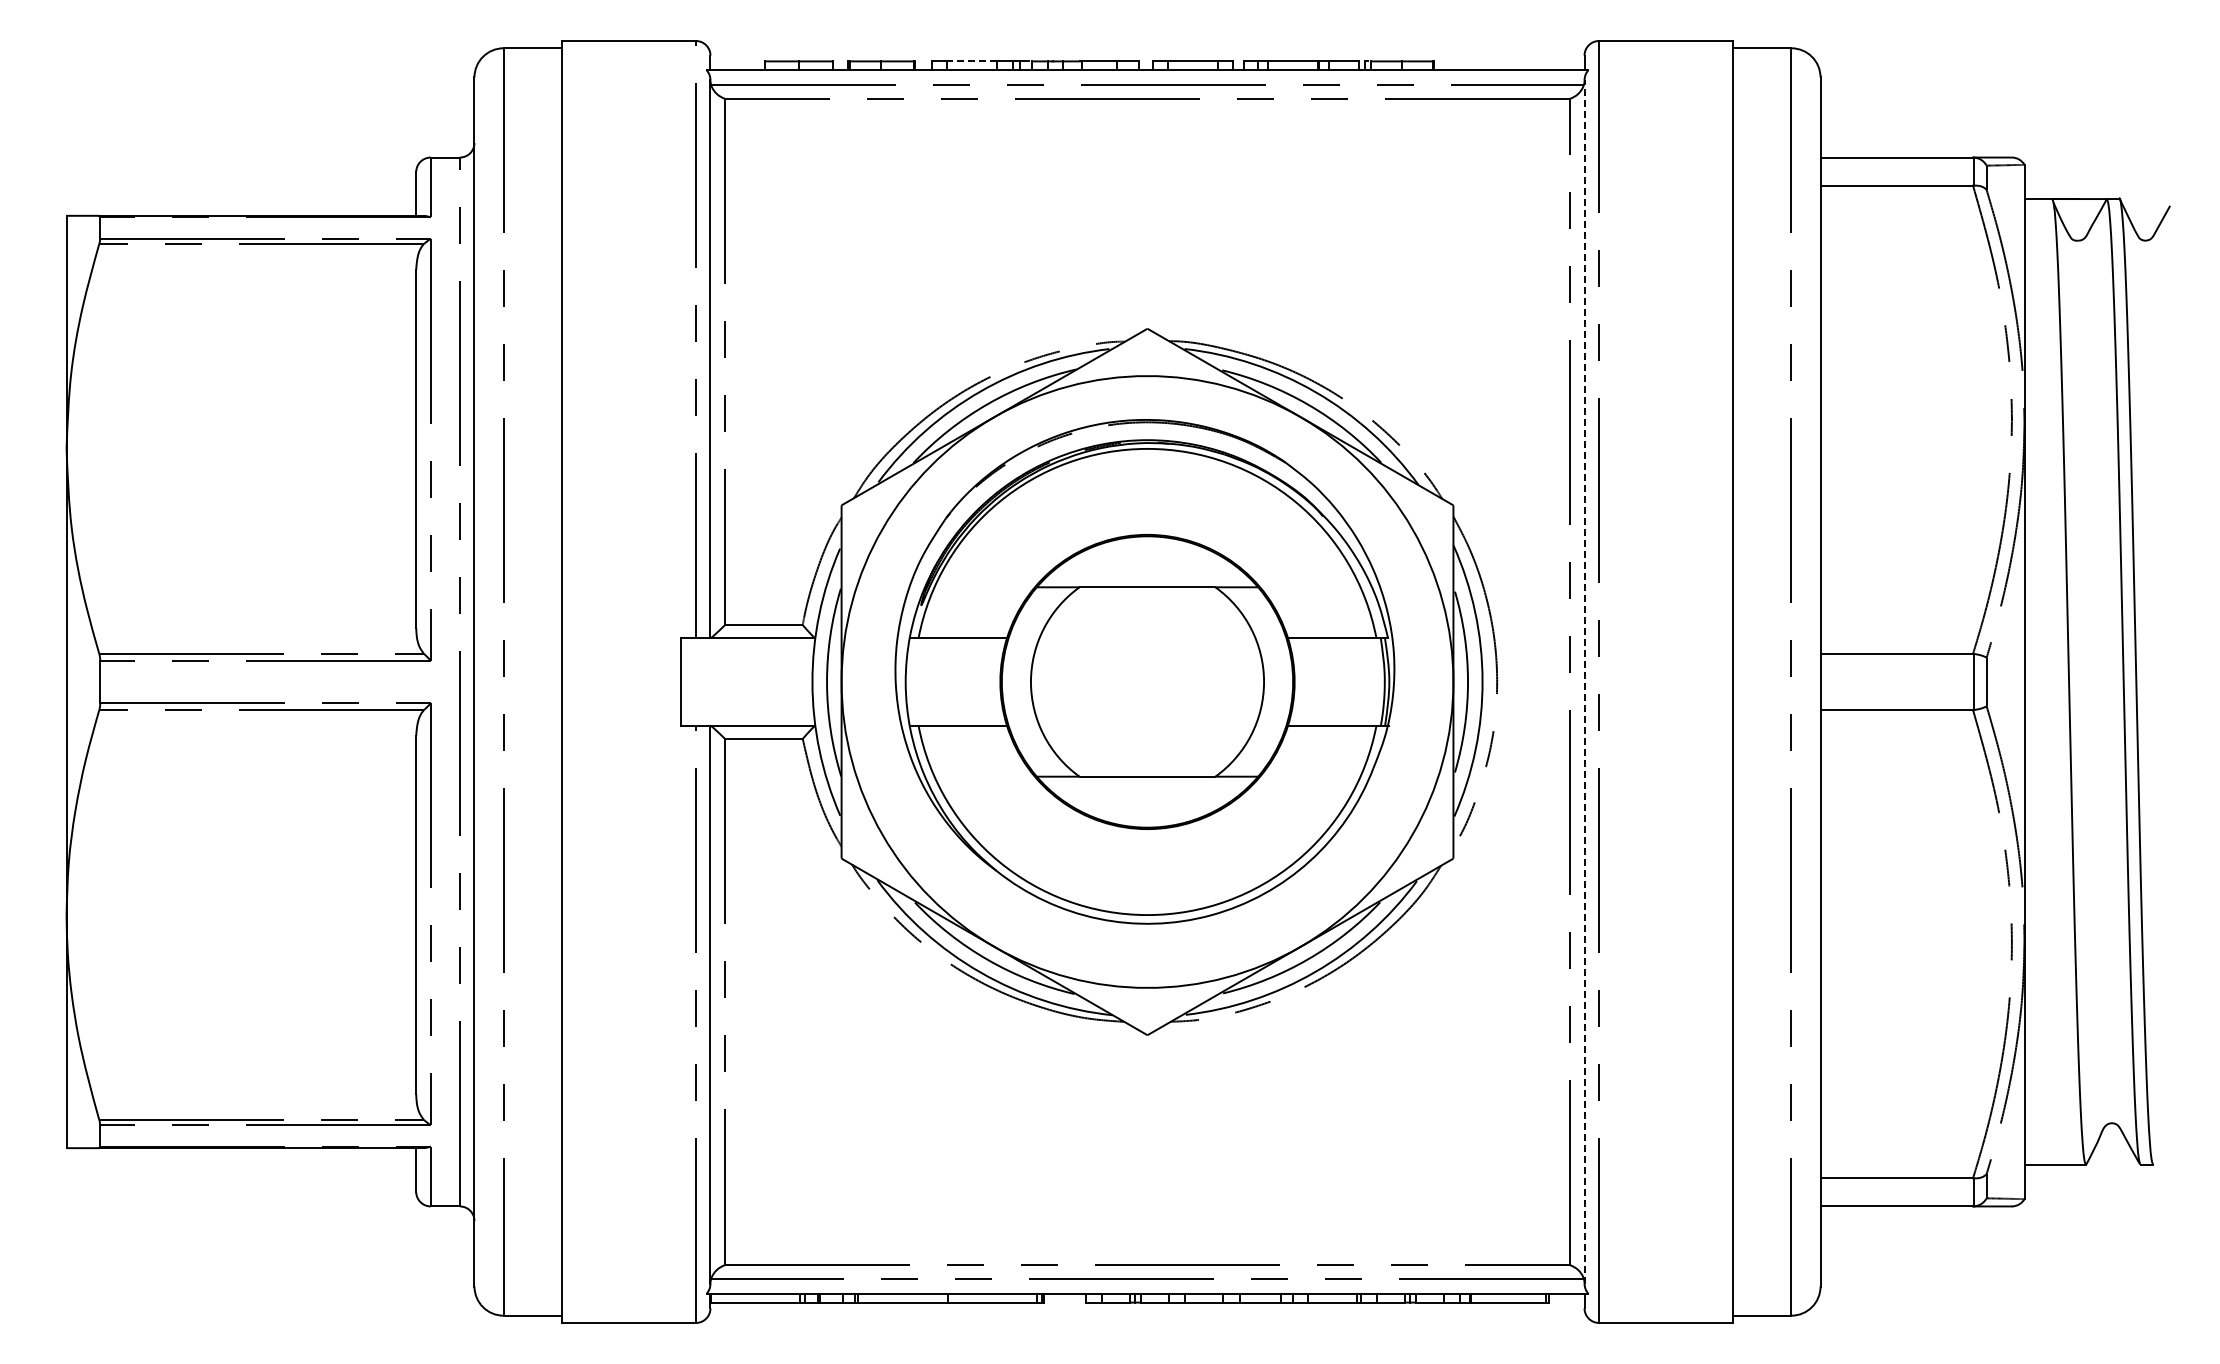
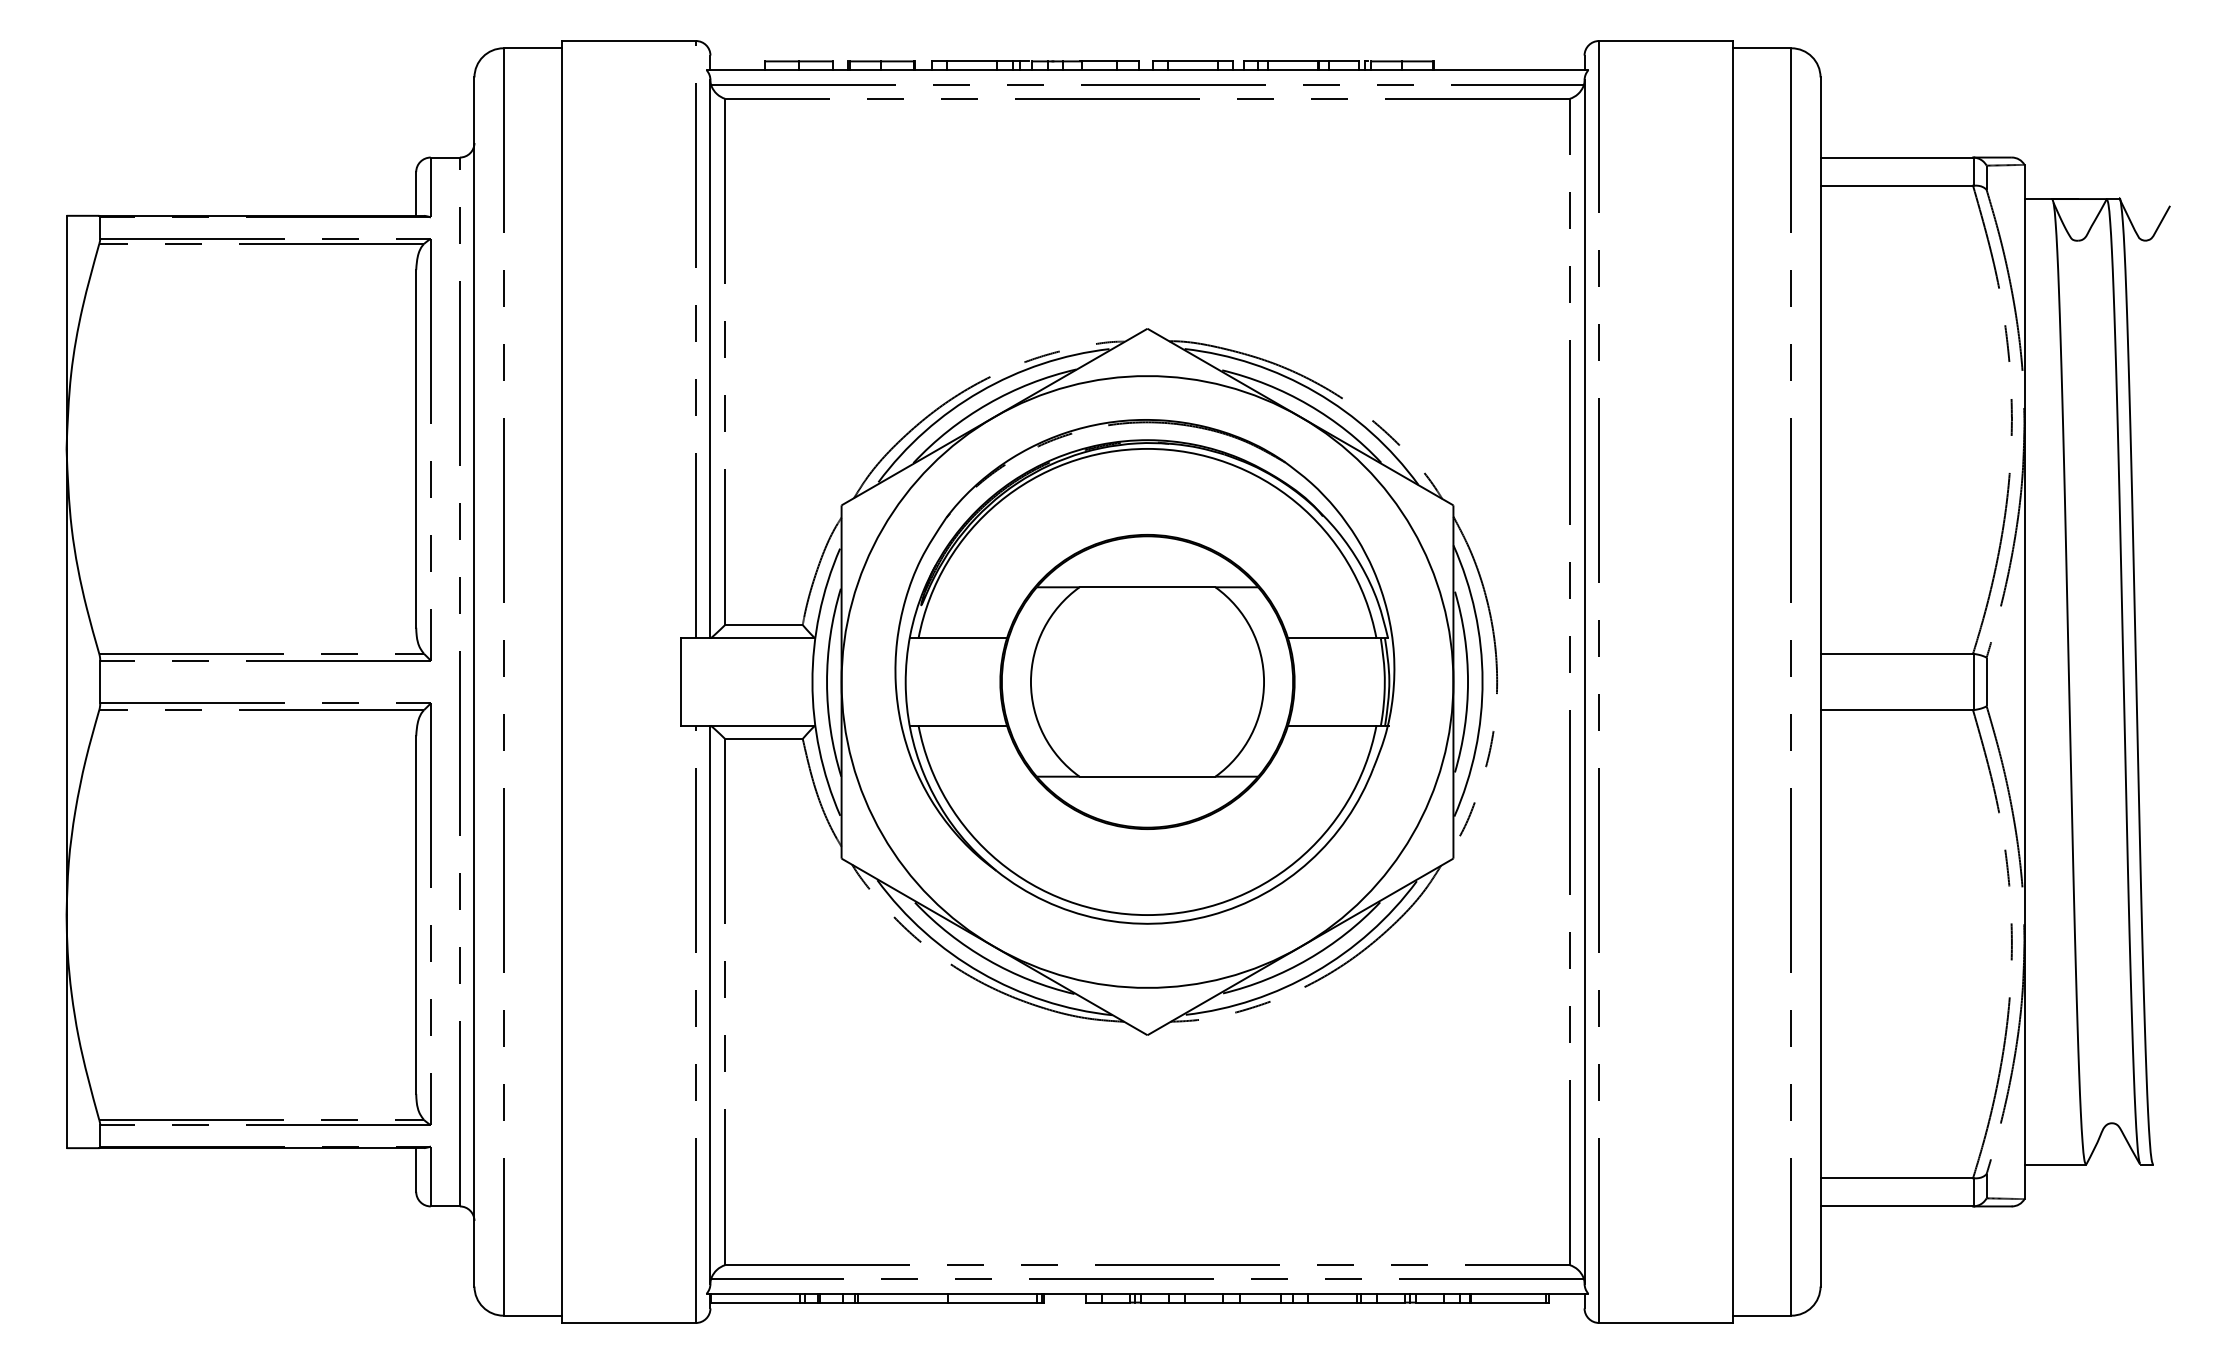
line: dashed -> solid (971, 61)
line: dashed -> solid (1584, 682)
